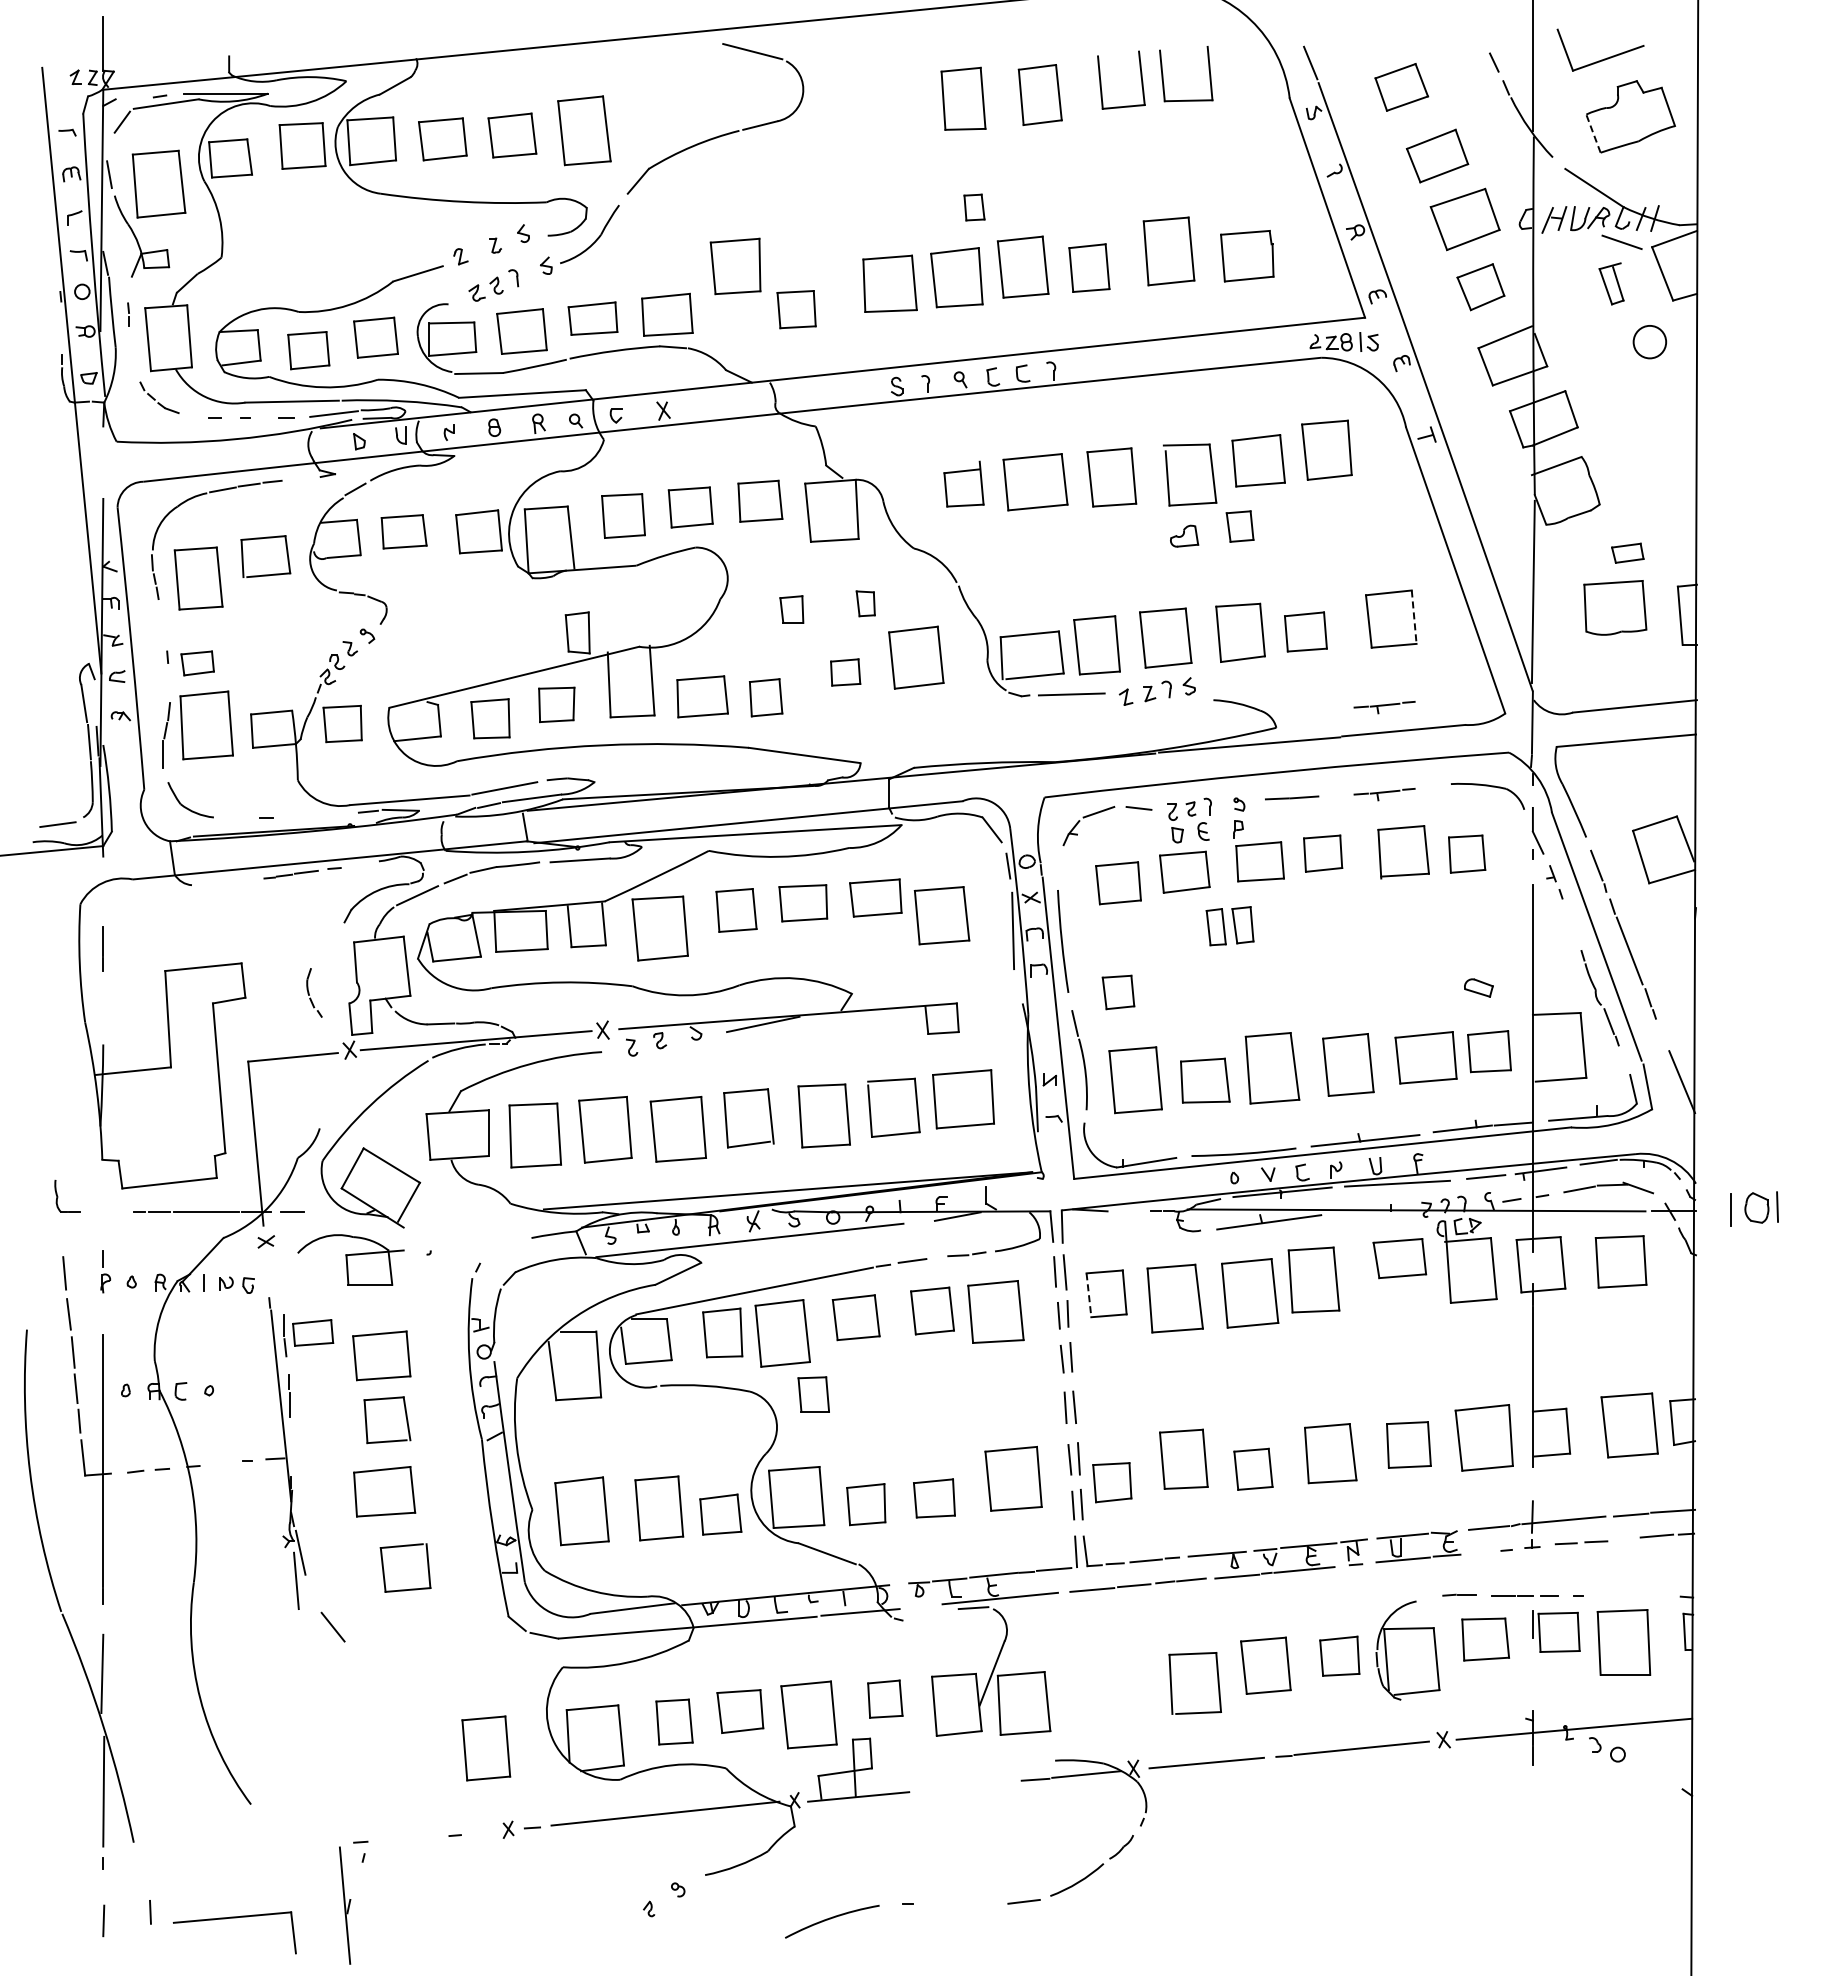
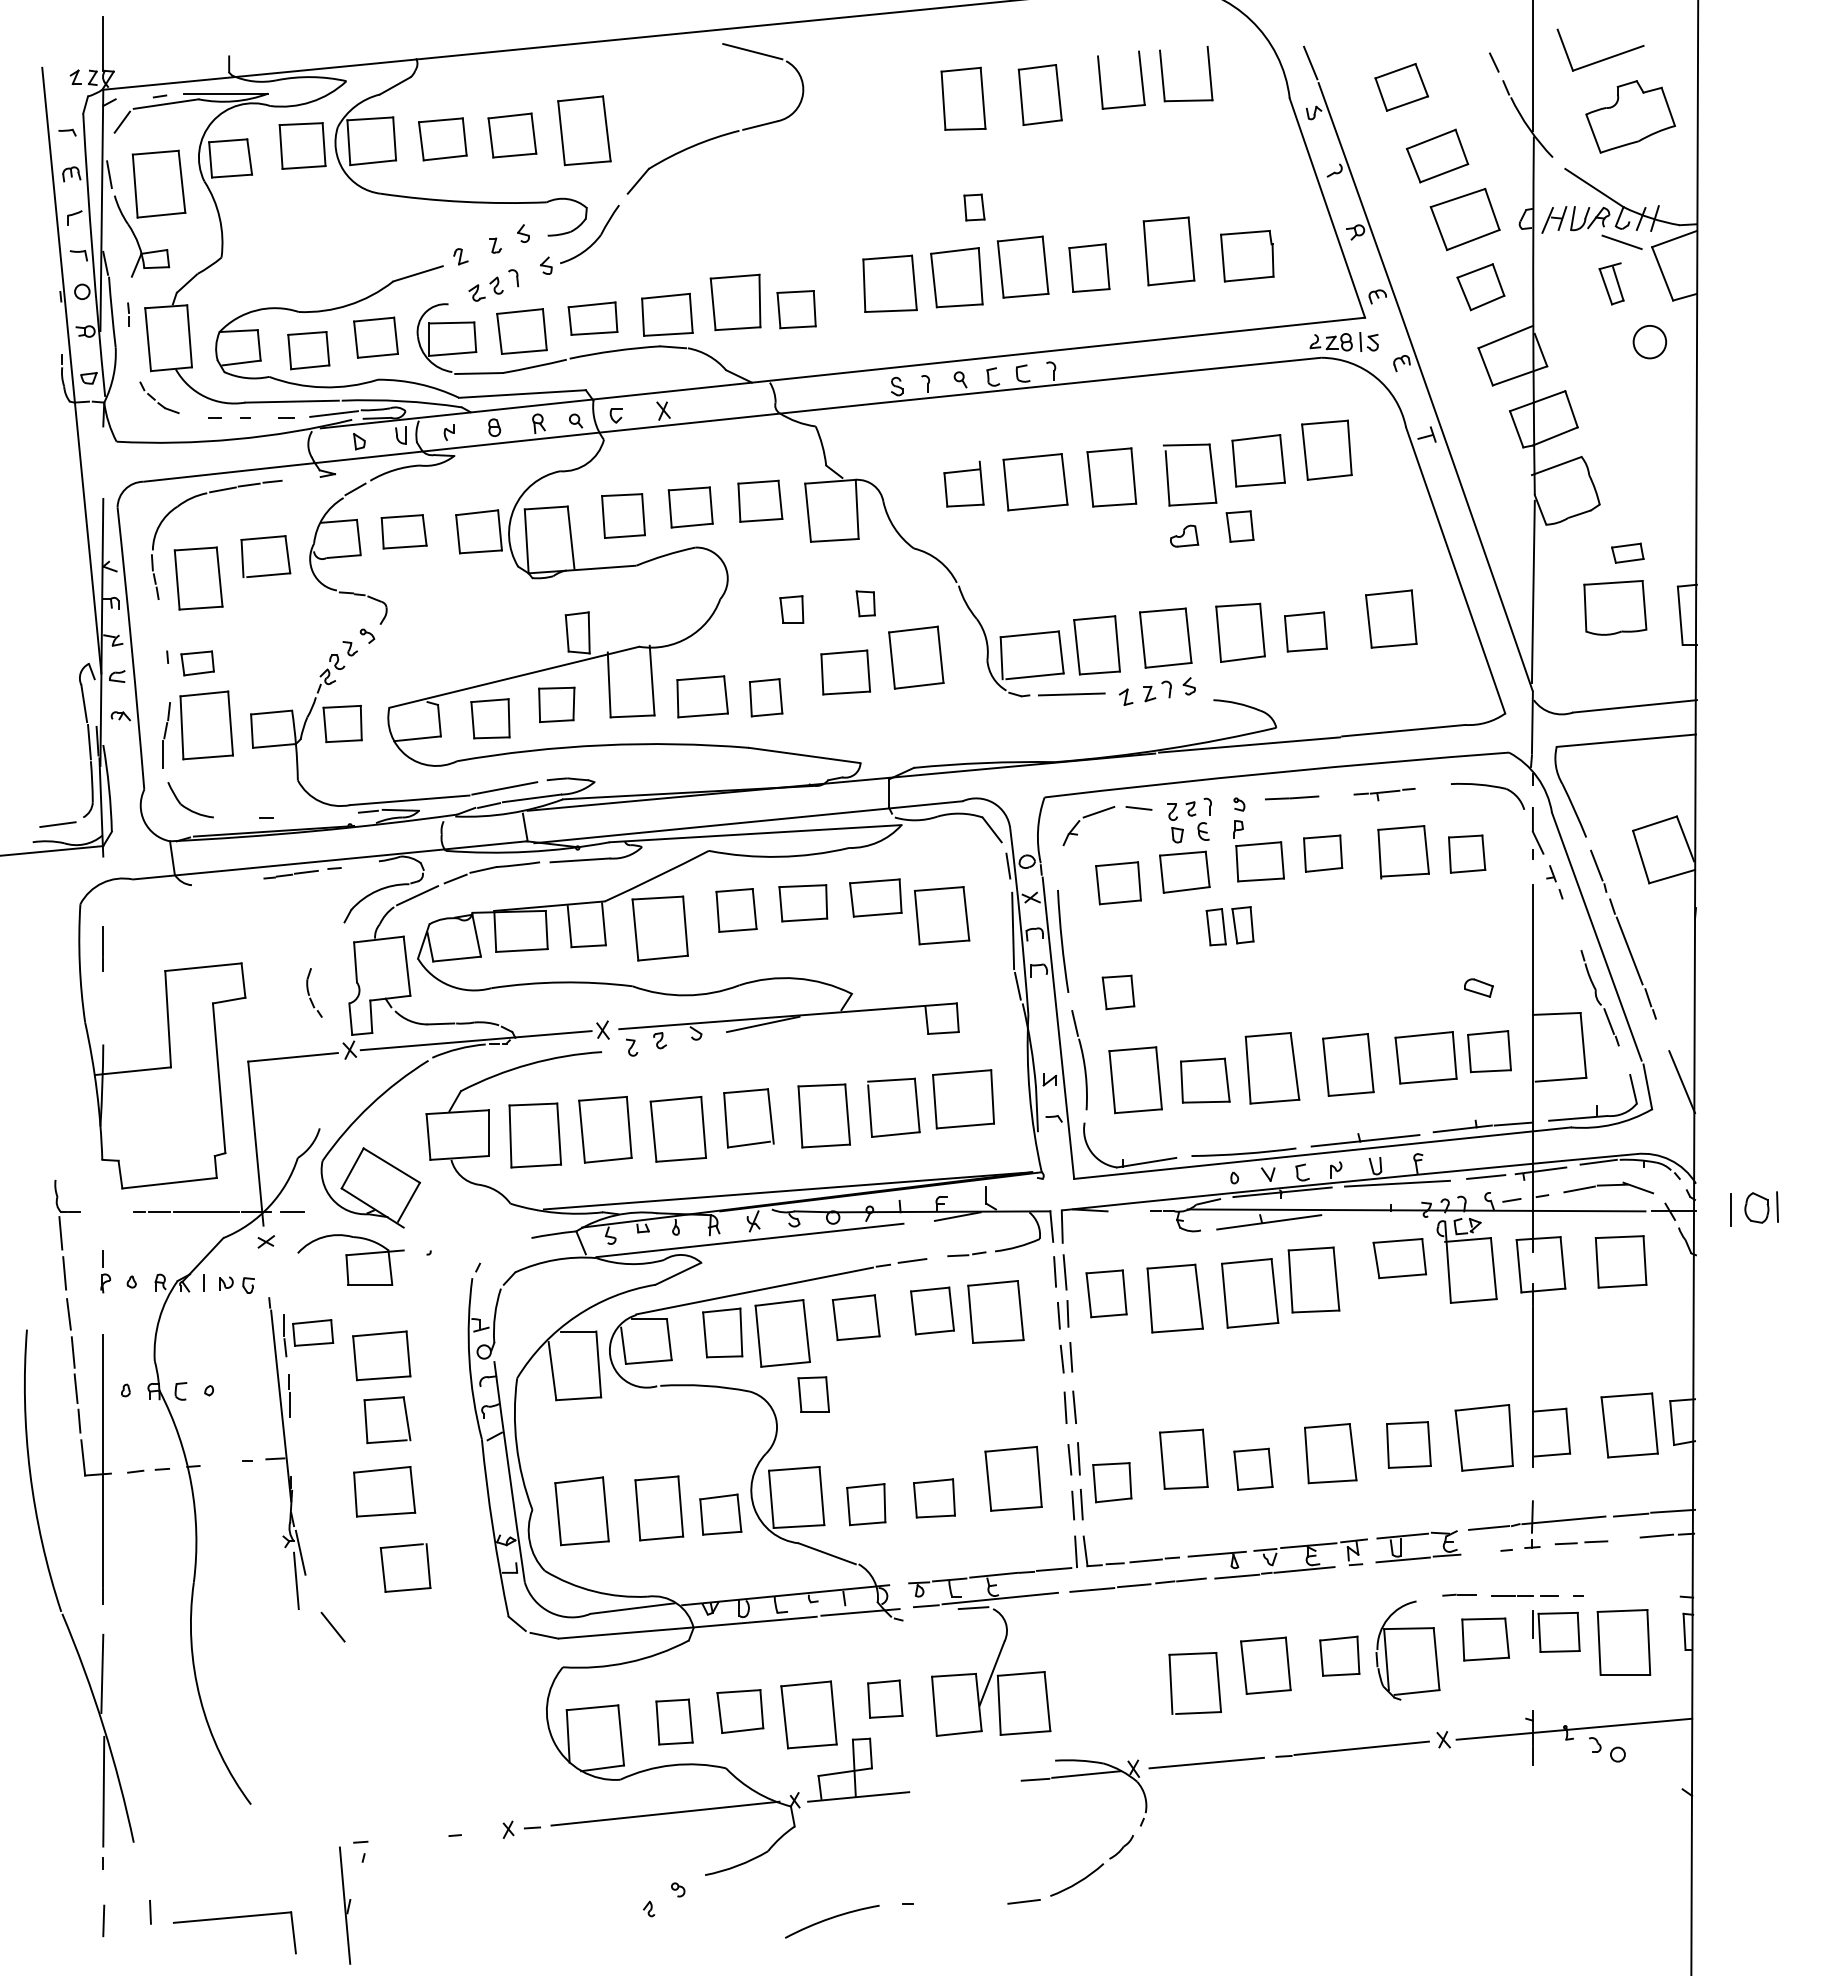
line: dashed -> solid (1593, 133)
part position: (735, 266) -> (735, 302) (735, 302)
line: dashed -> solid (1414, 617)
part size: 32x29 px -> 51x47 px (845, 672)
part: present -> none (1384, 707)
line: none -> present (1017, 985)
line: none -> present (60, 1233)
line: dashed -> solid (1089, 1295)
line: none -> present (925, 1606)
part: present -> none (486, 1748)
